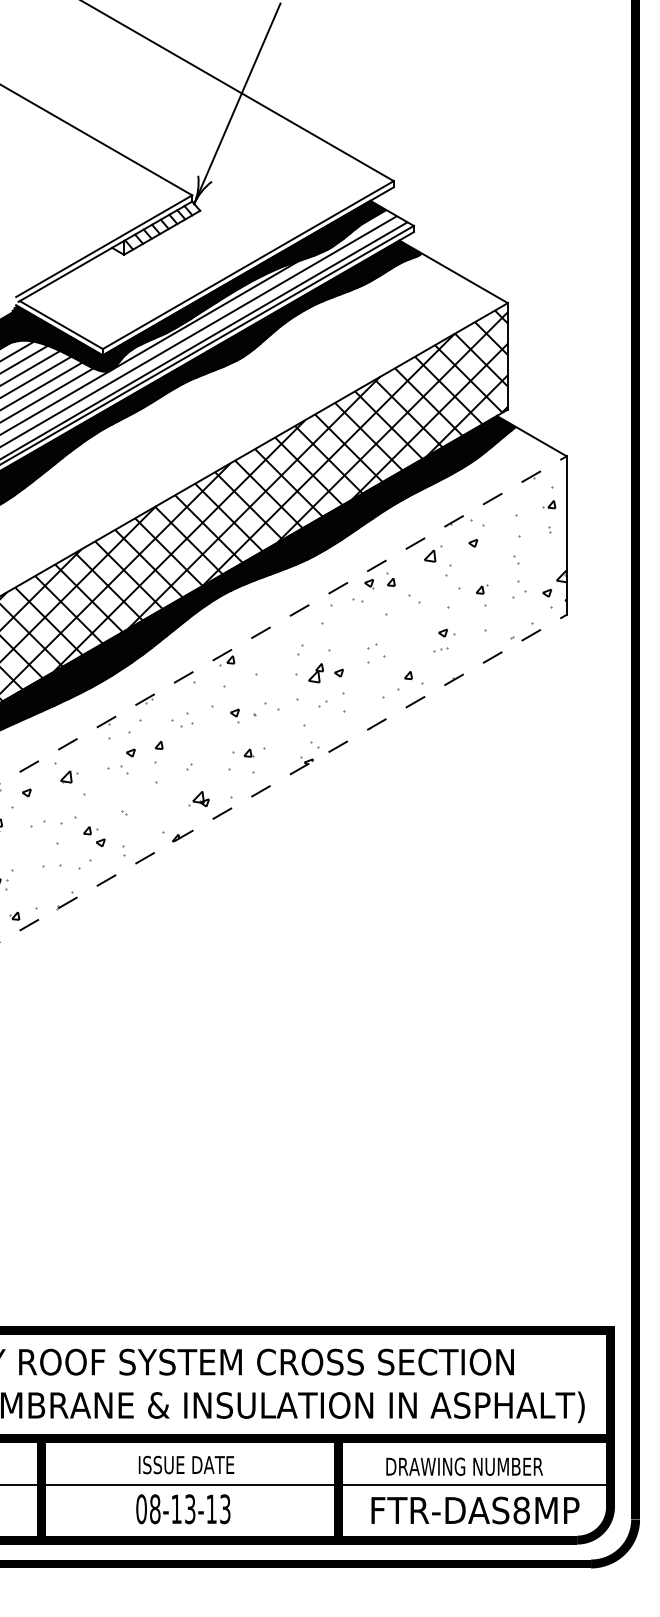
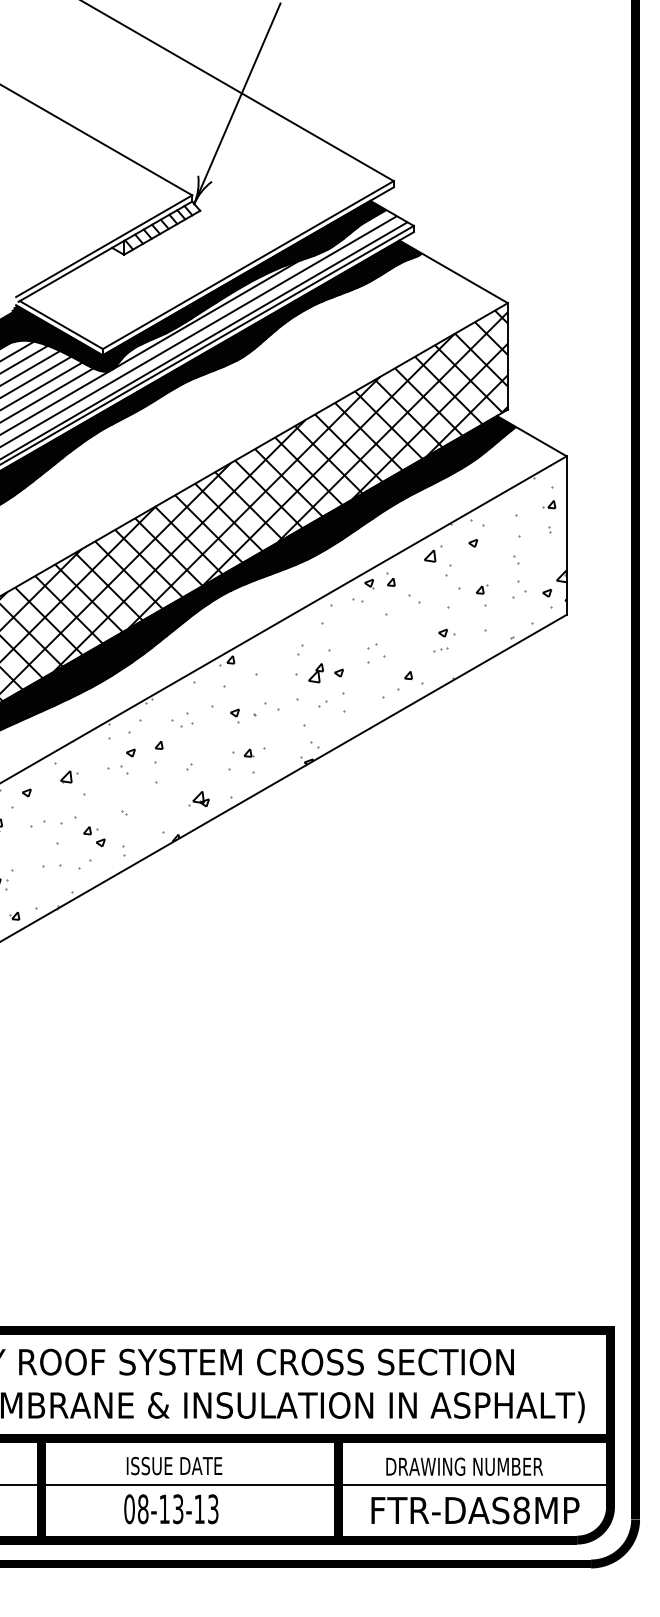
line: dashed -> solid (283, 619)
line: dashed -> solid (283, 778)
text position: (186, 1464) -> (174, 1465) (174, 1465)
text position: (183, 1509) -> (171, 1509) (171, 1509)
